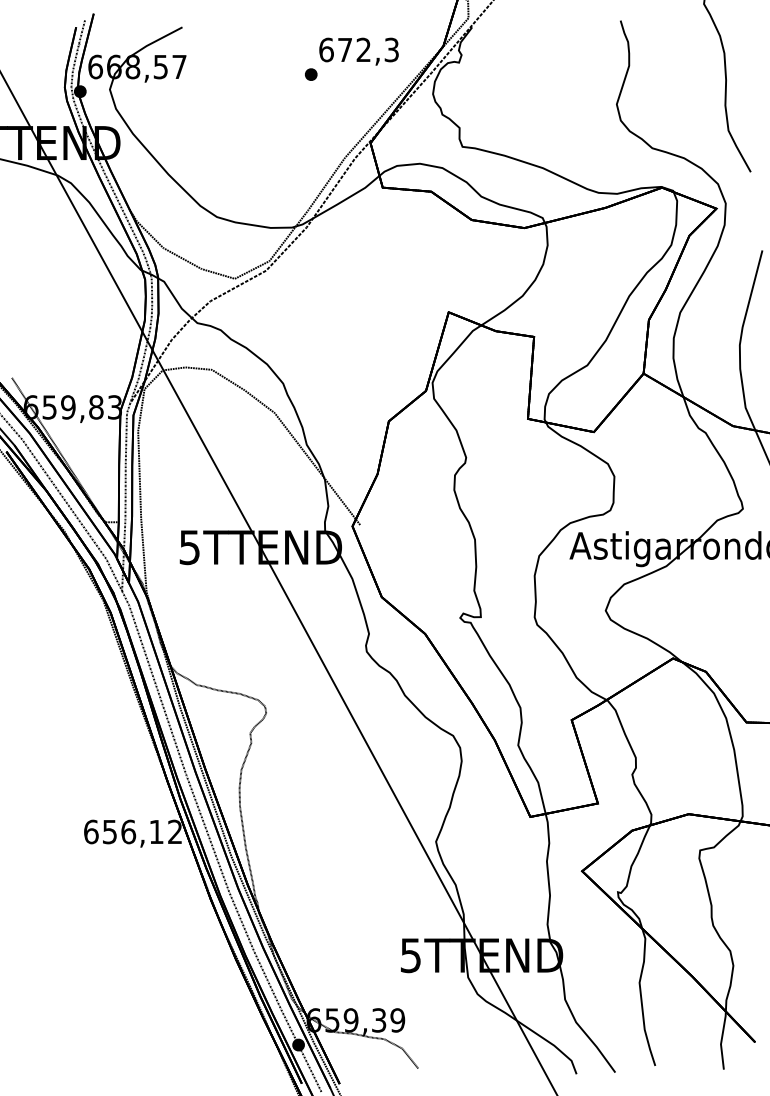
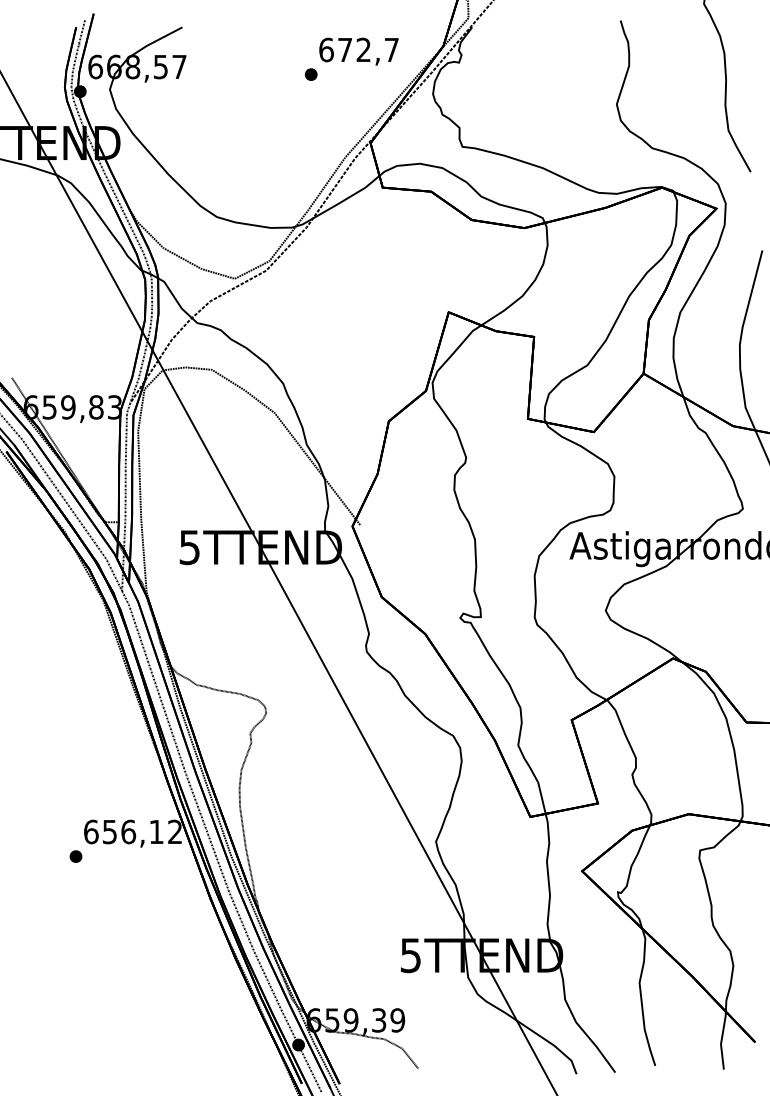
text: 672,3 -> 672,7 (391, 49)
part: none -> present (75, 856)
